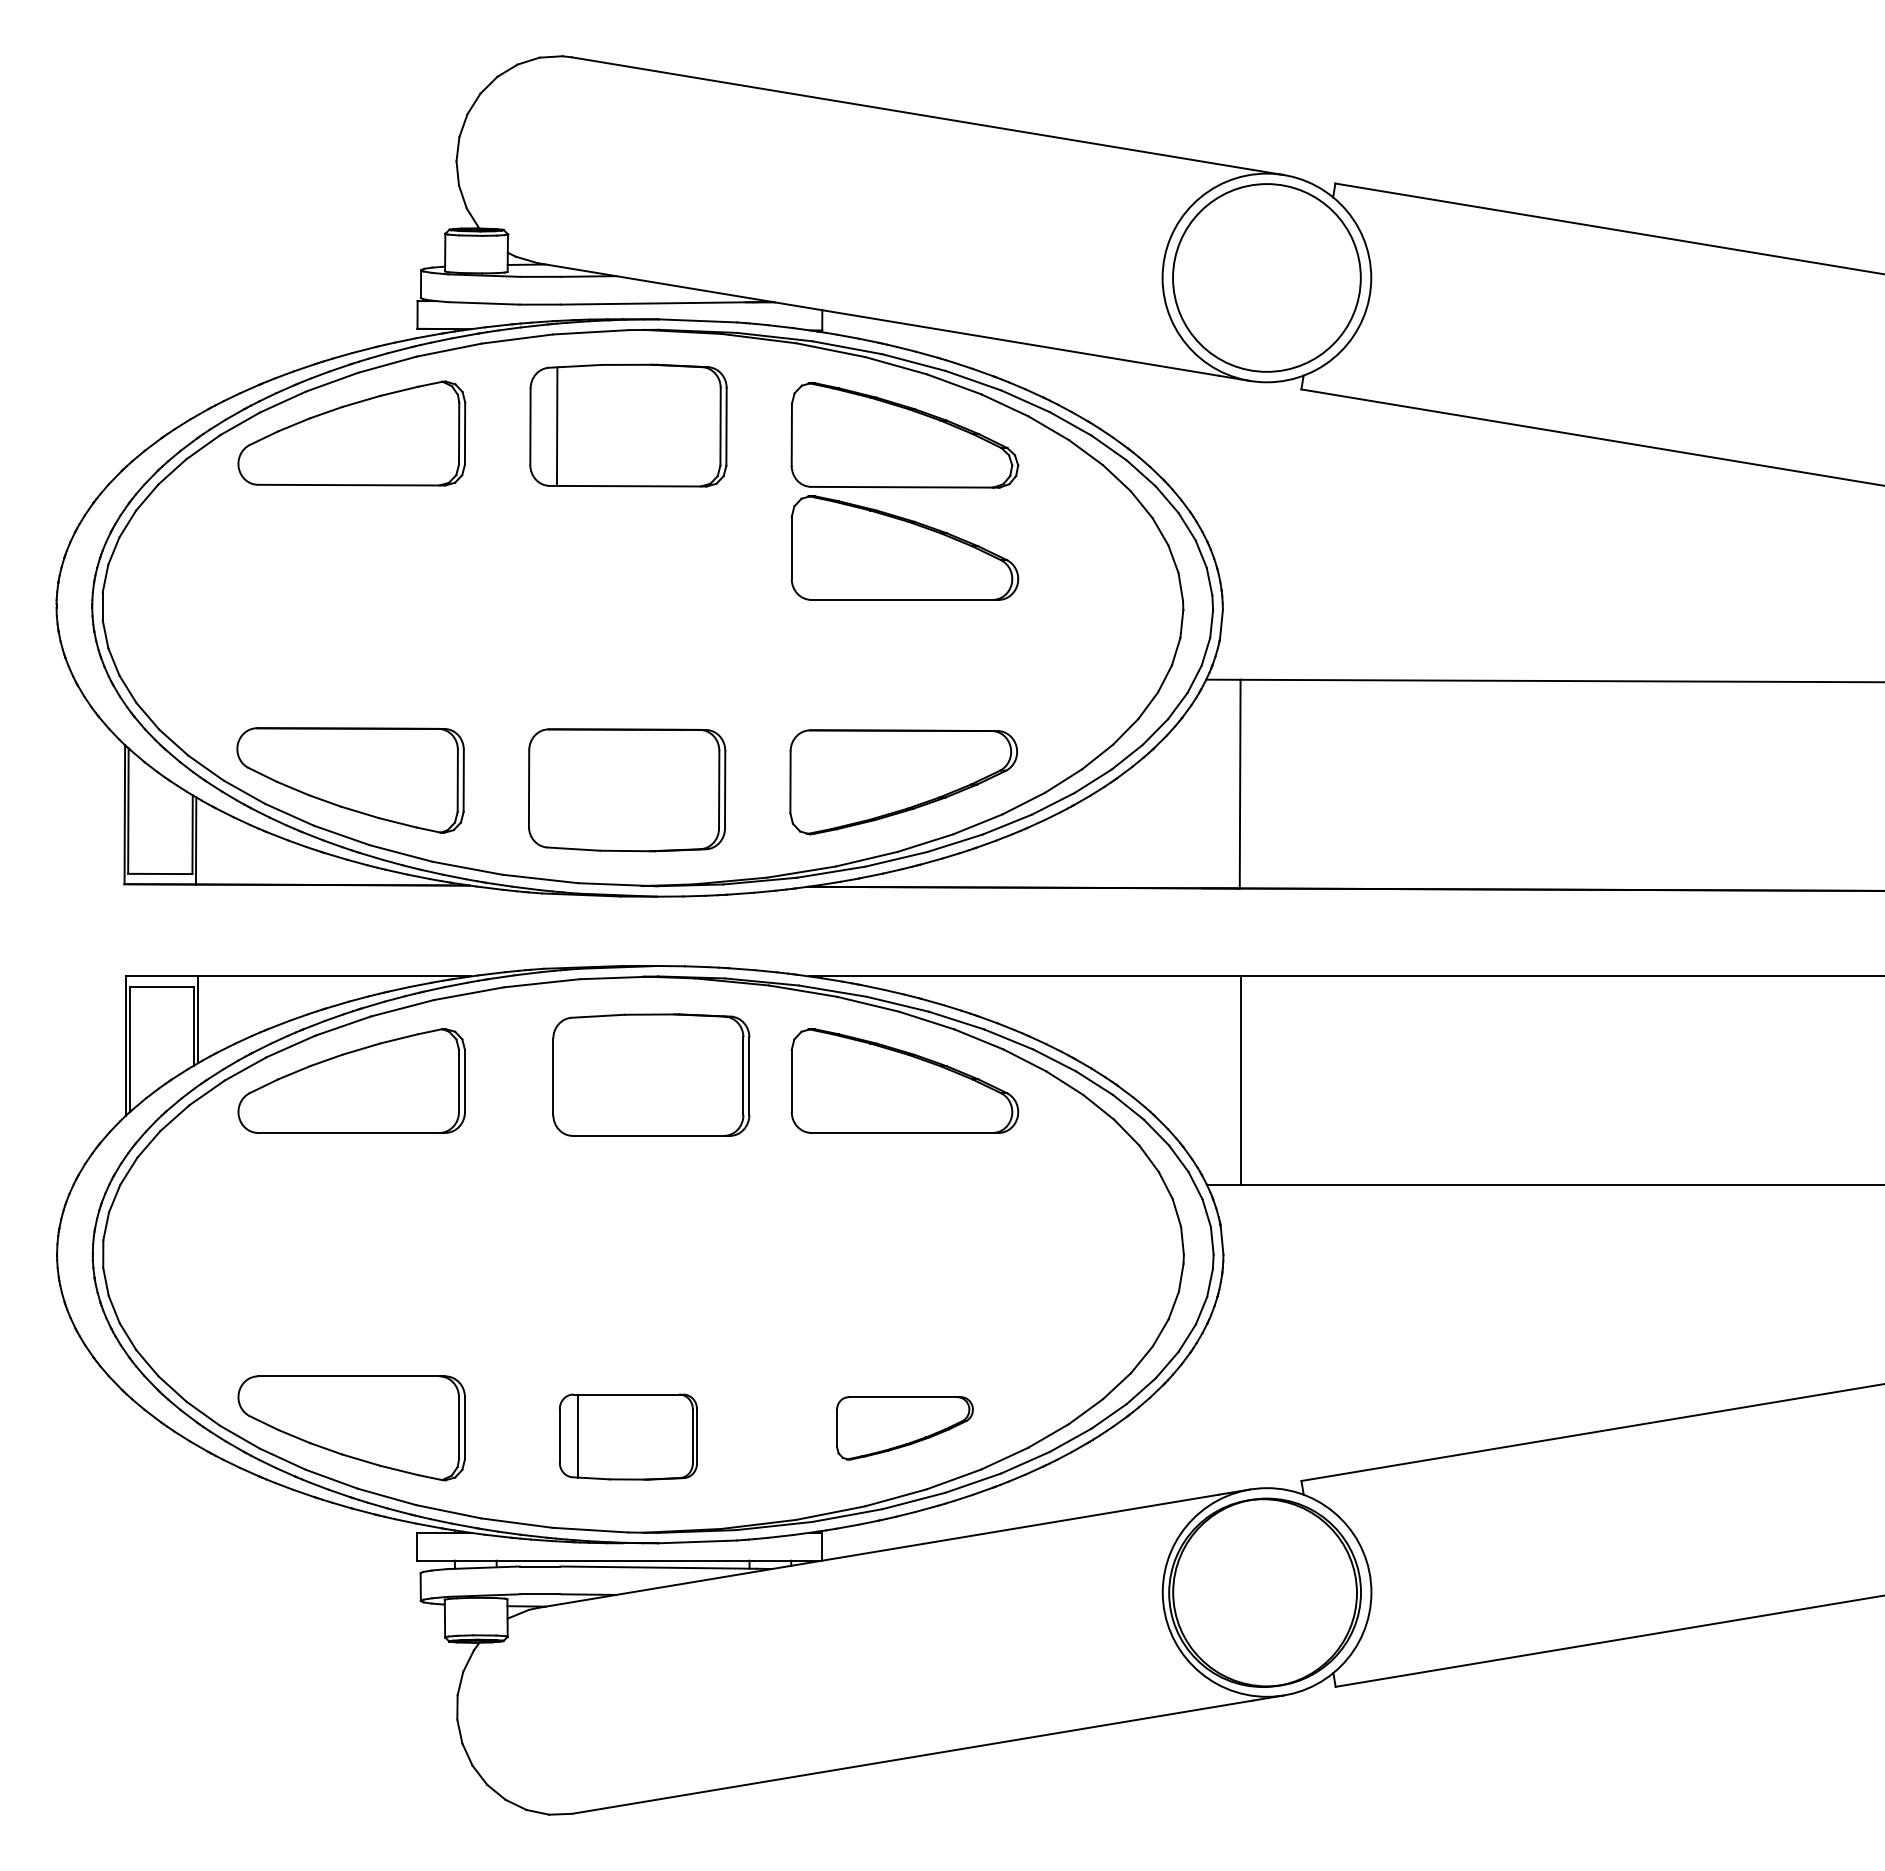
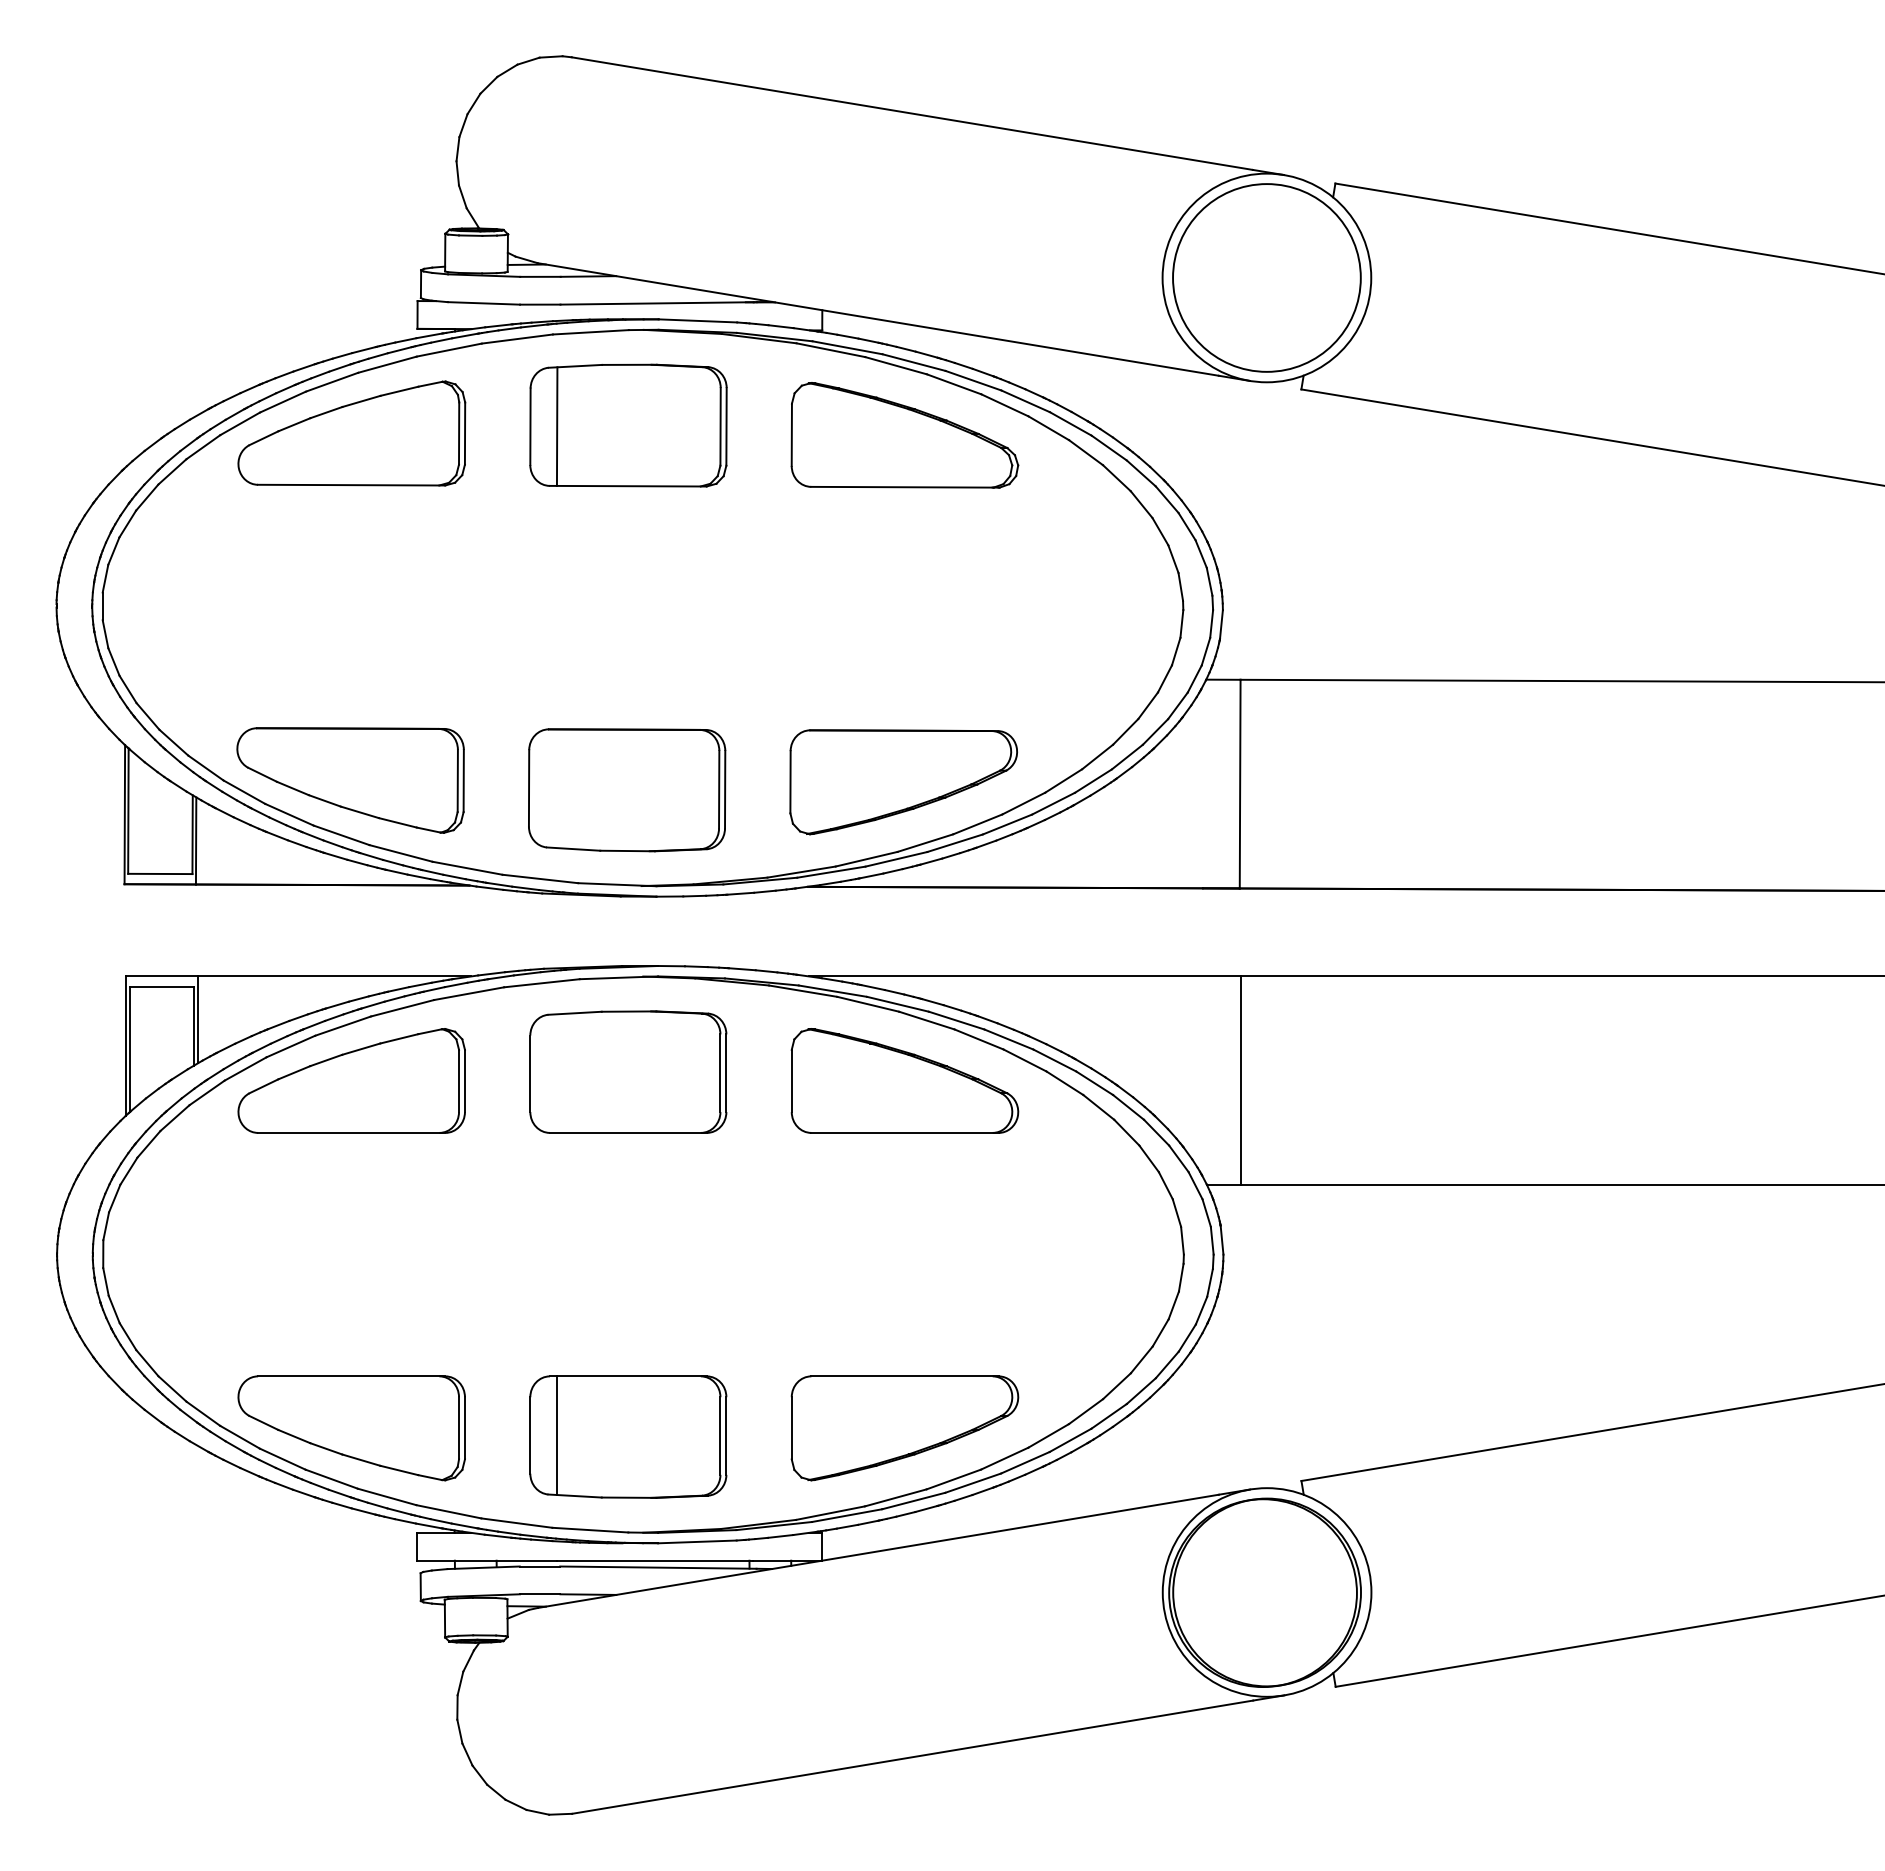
part: present -> none (904, 547)
part position: (651, 1074) -> (628, 1071) (628, 1071)
part size: 138x65 px -> 230x107 px (904, 1428)
part size: 140x88 px -> 199x124 px (628, 1436)
